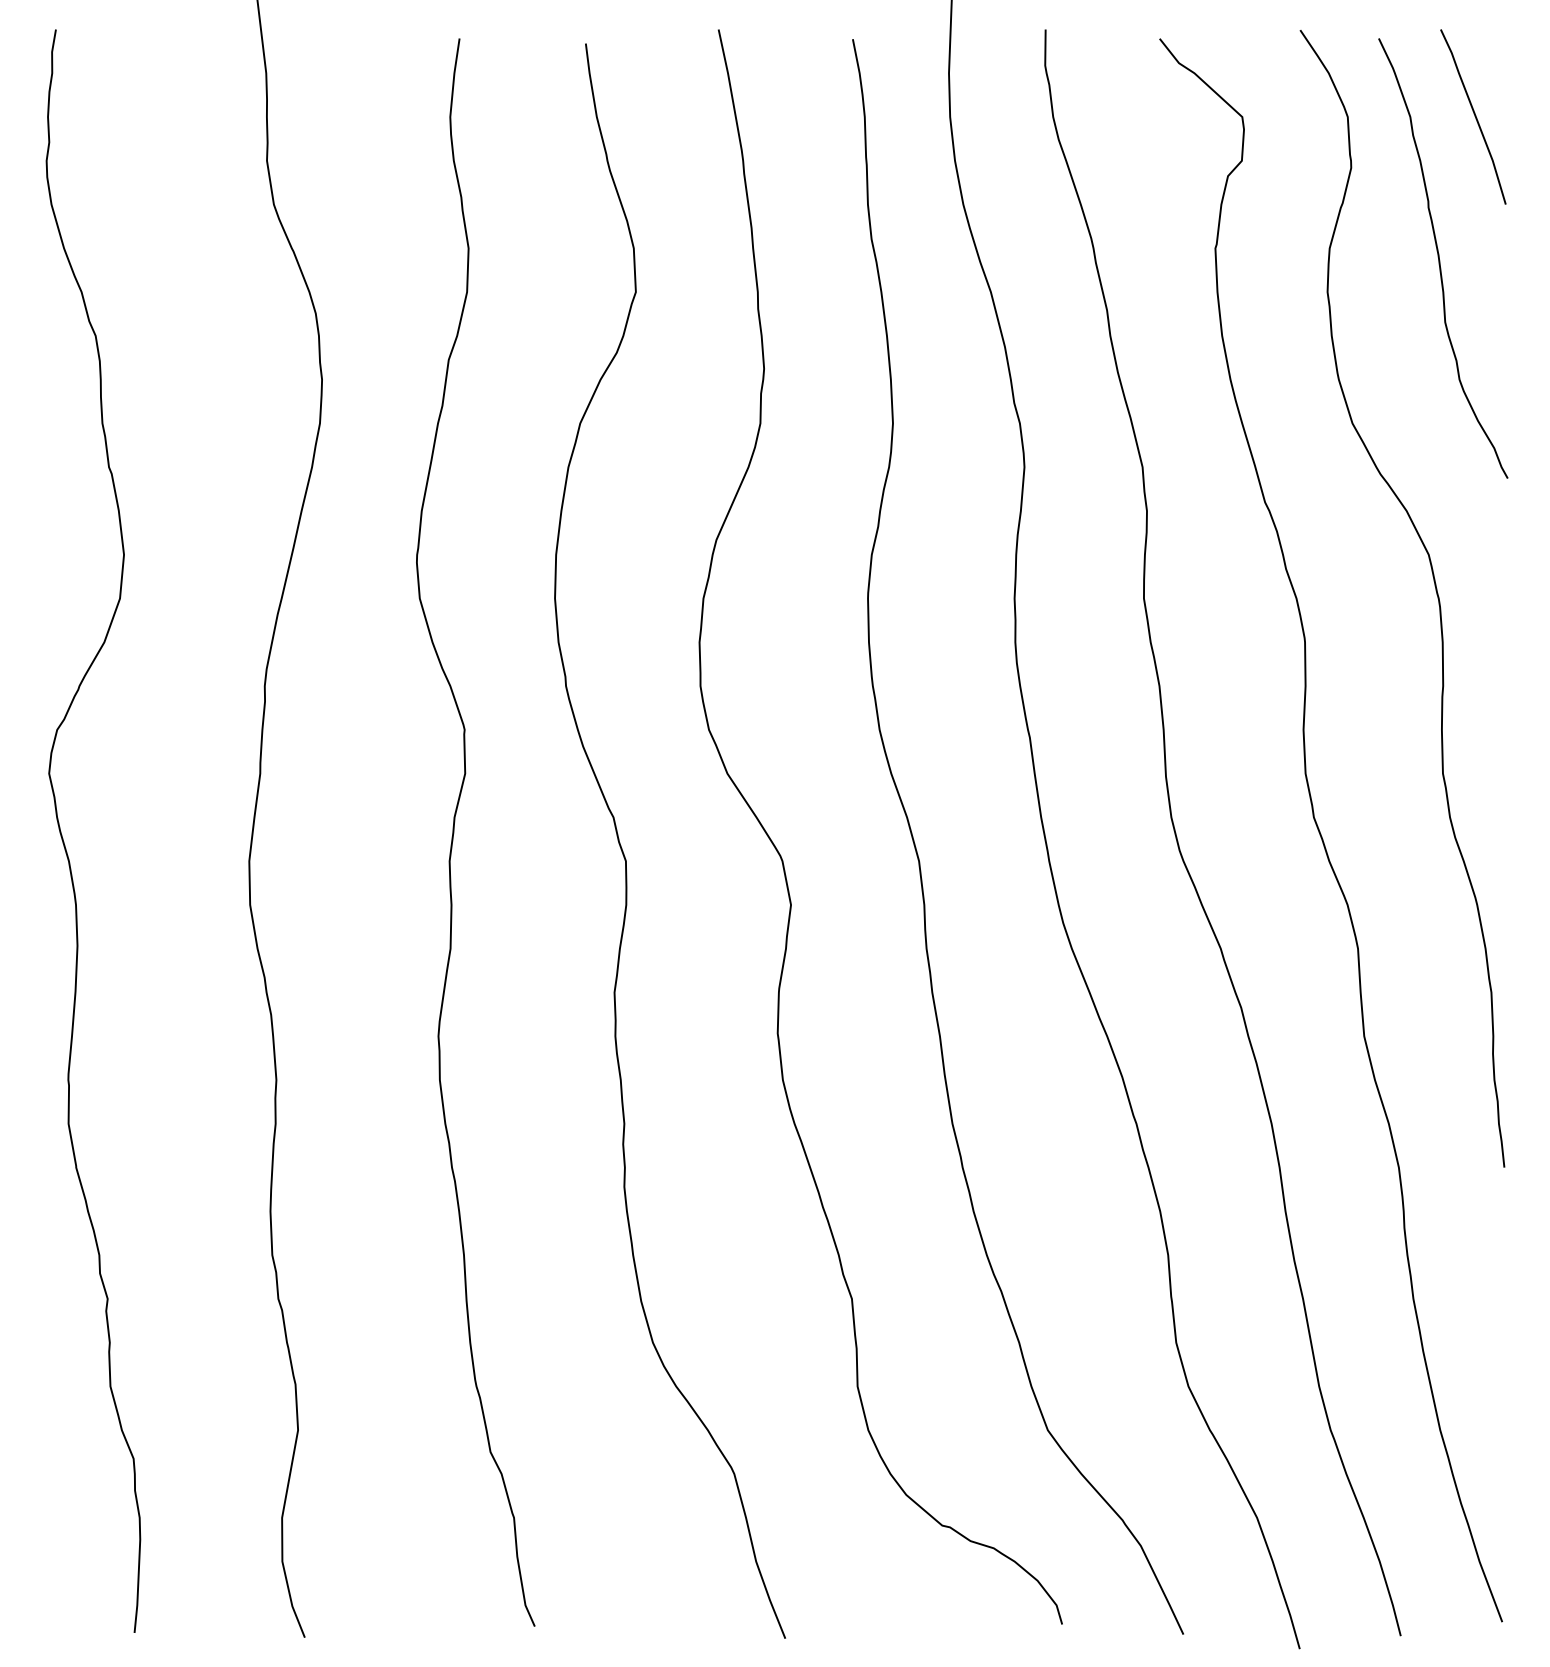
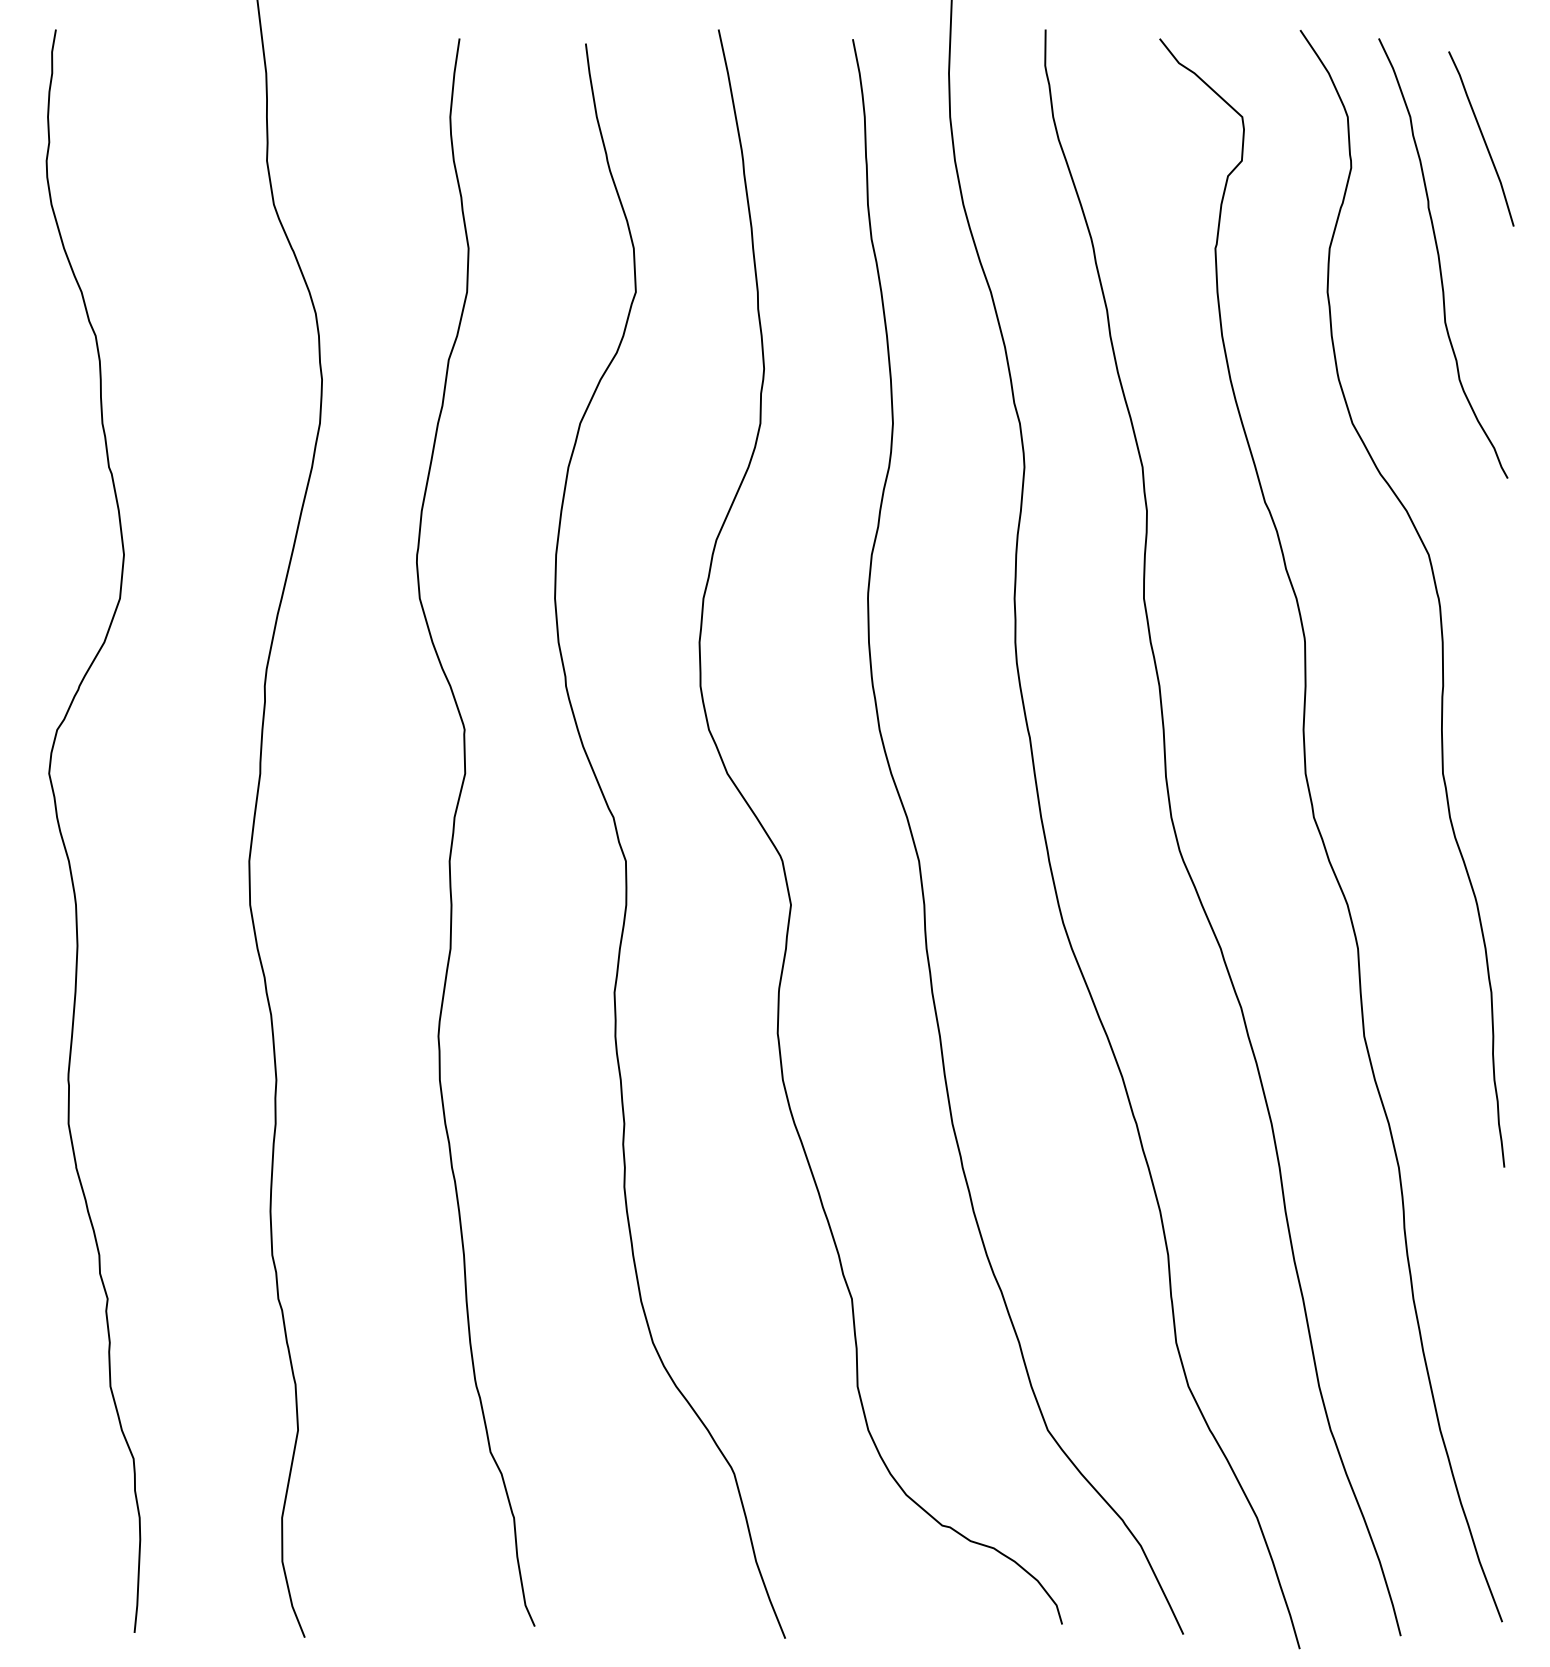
line position: (1474, 116) -> (1482, 138) (1482, 138)
